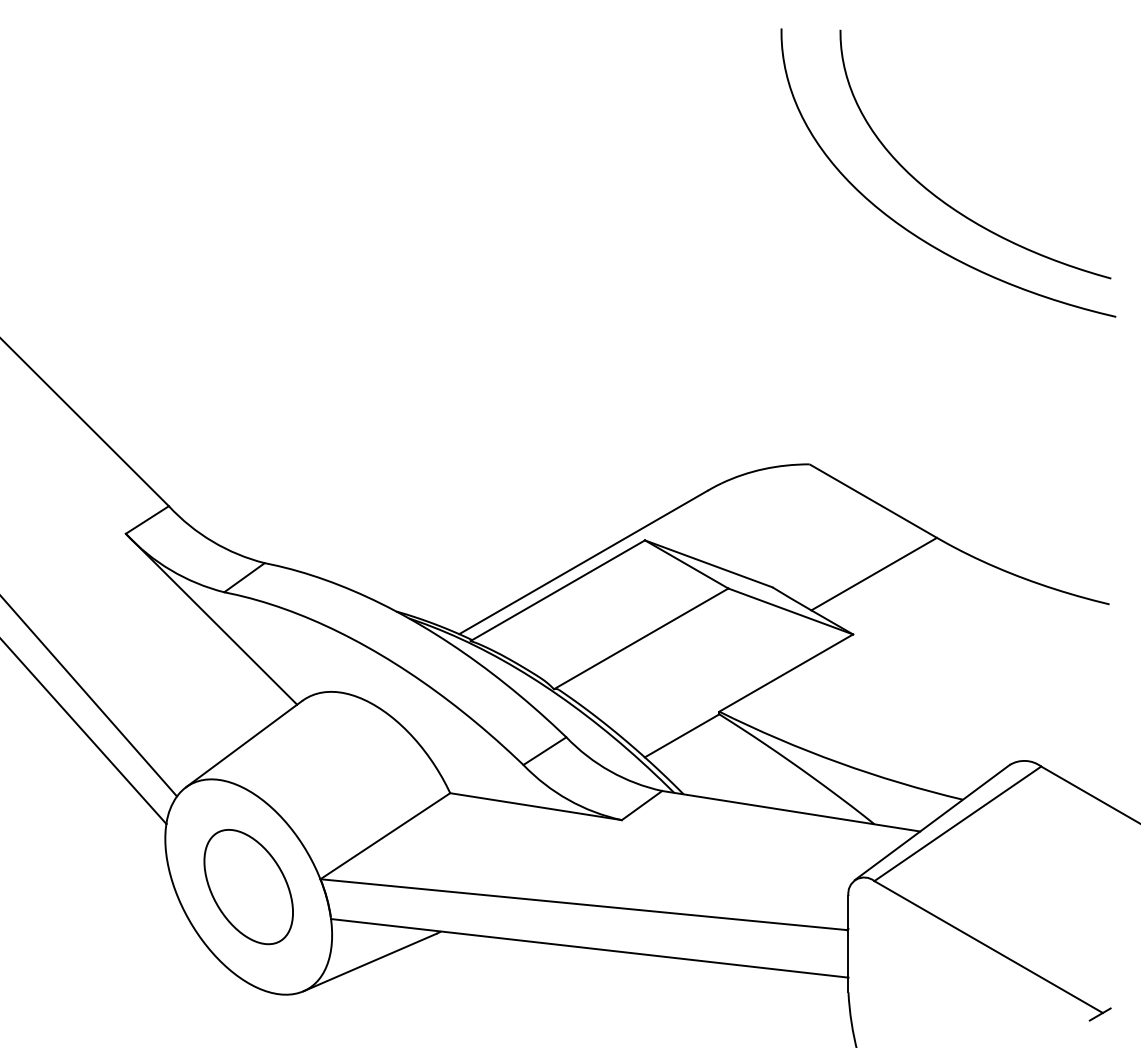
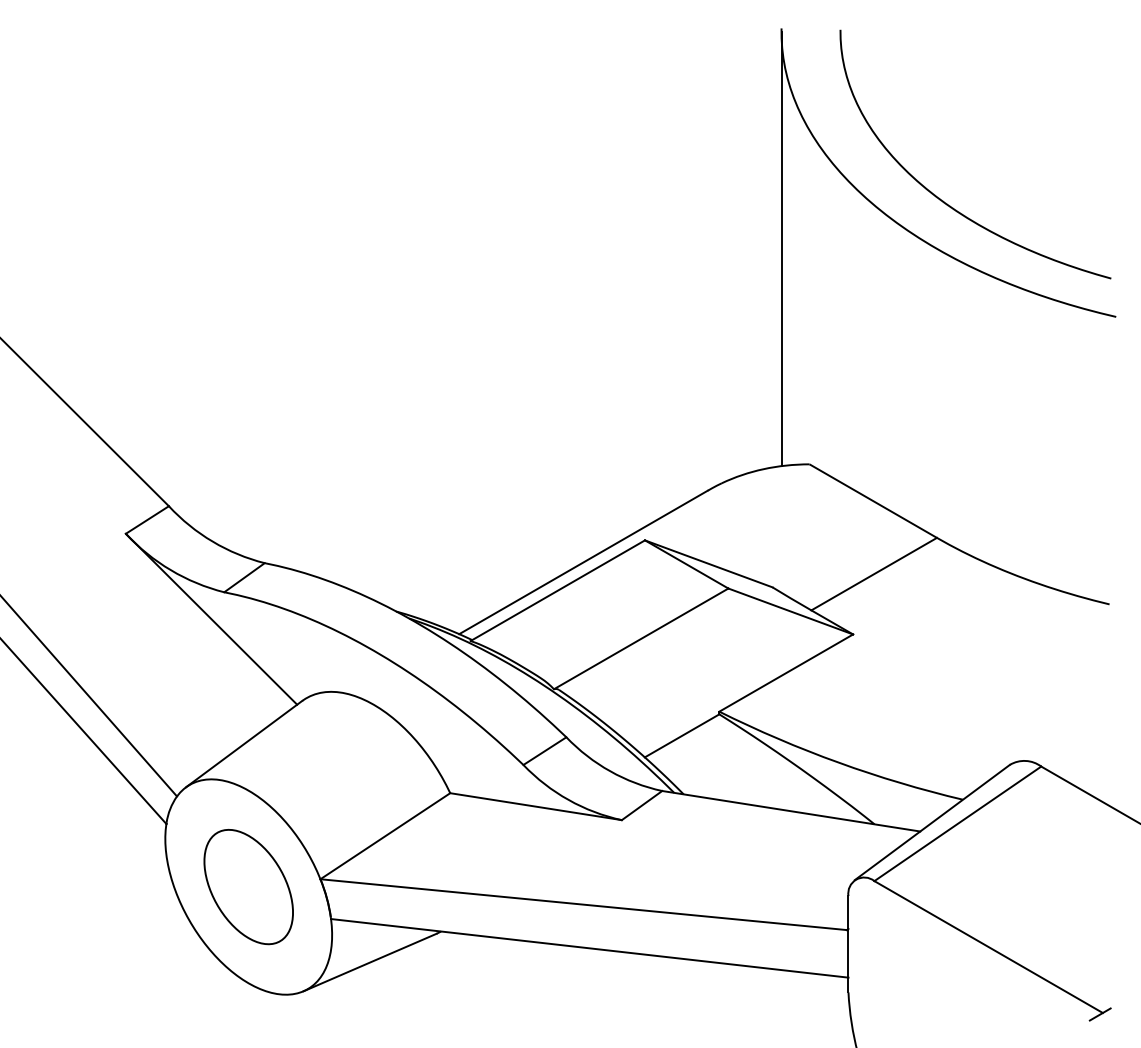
line: none -> present (781, 249)
